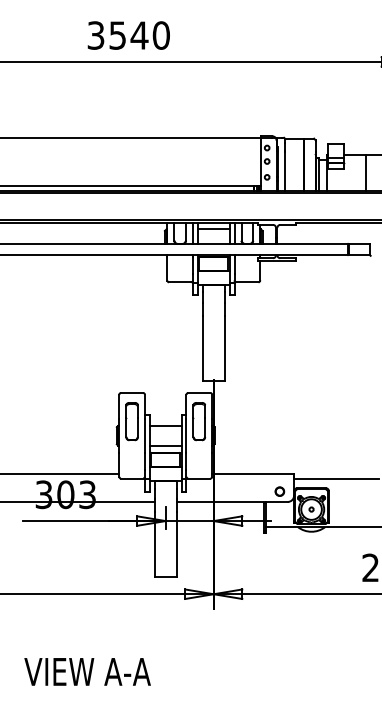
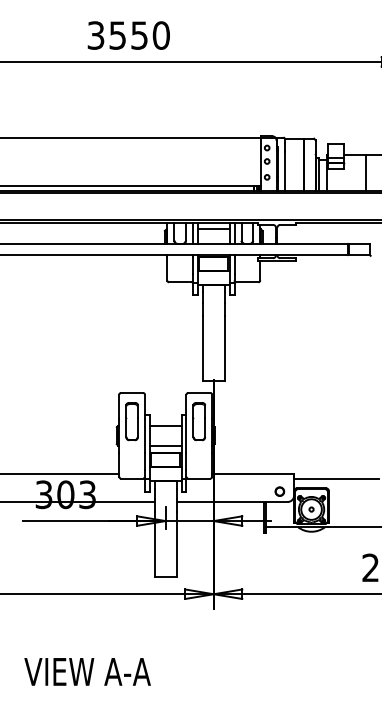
text: 3540 -> 3550 (139, 35)
